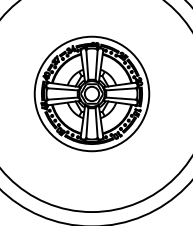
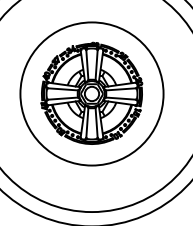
circle diameter: 114 px -> 143 px (91, 93)
